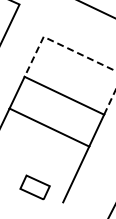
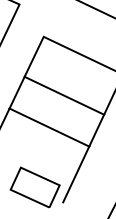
line: dashed -> solid (71, 50)
part size: 32x27 px -> 52x43 px (34, 187)
